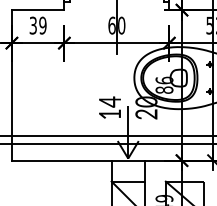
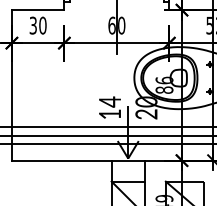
text: 39 -> 30 (42, 25)
line: none -> present (107, 126)
